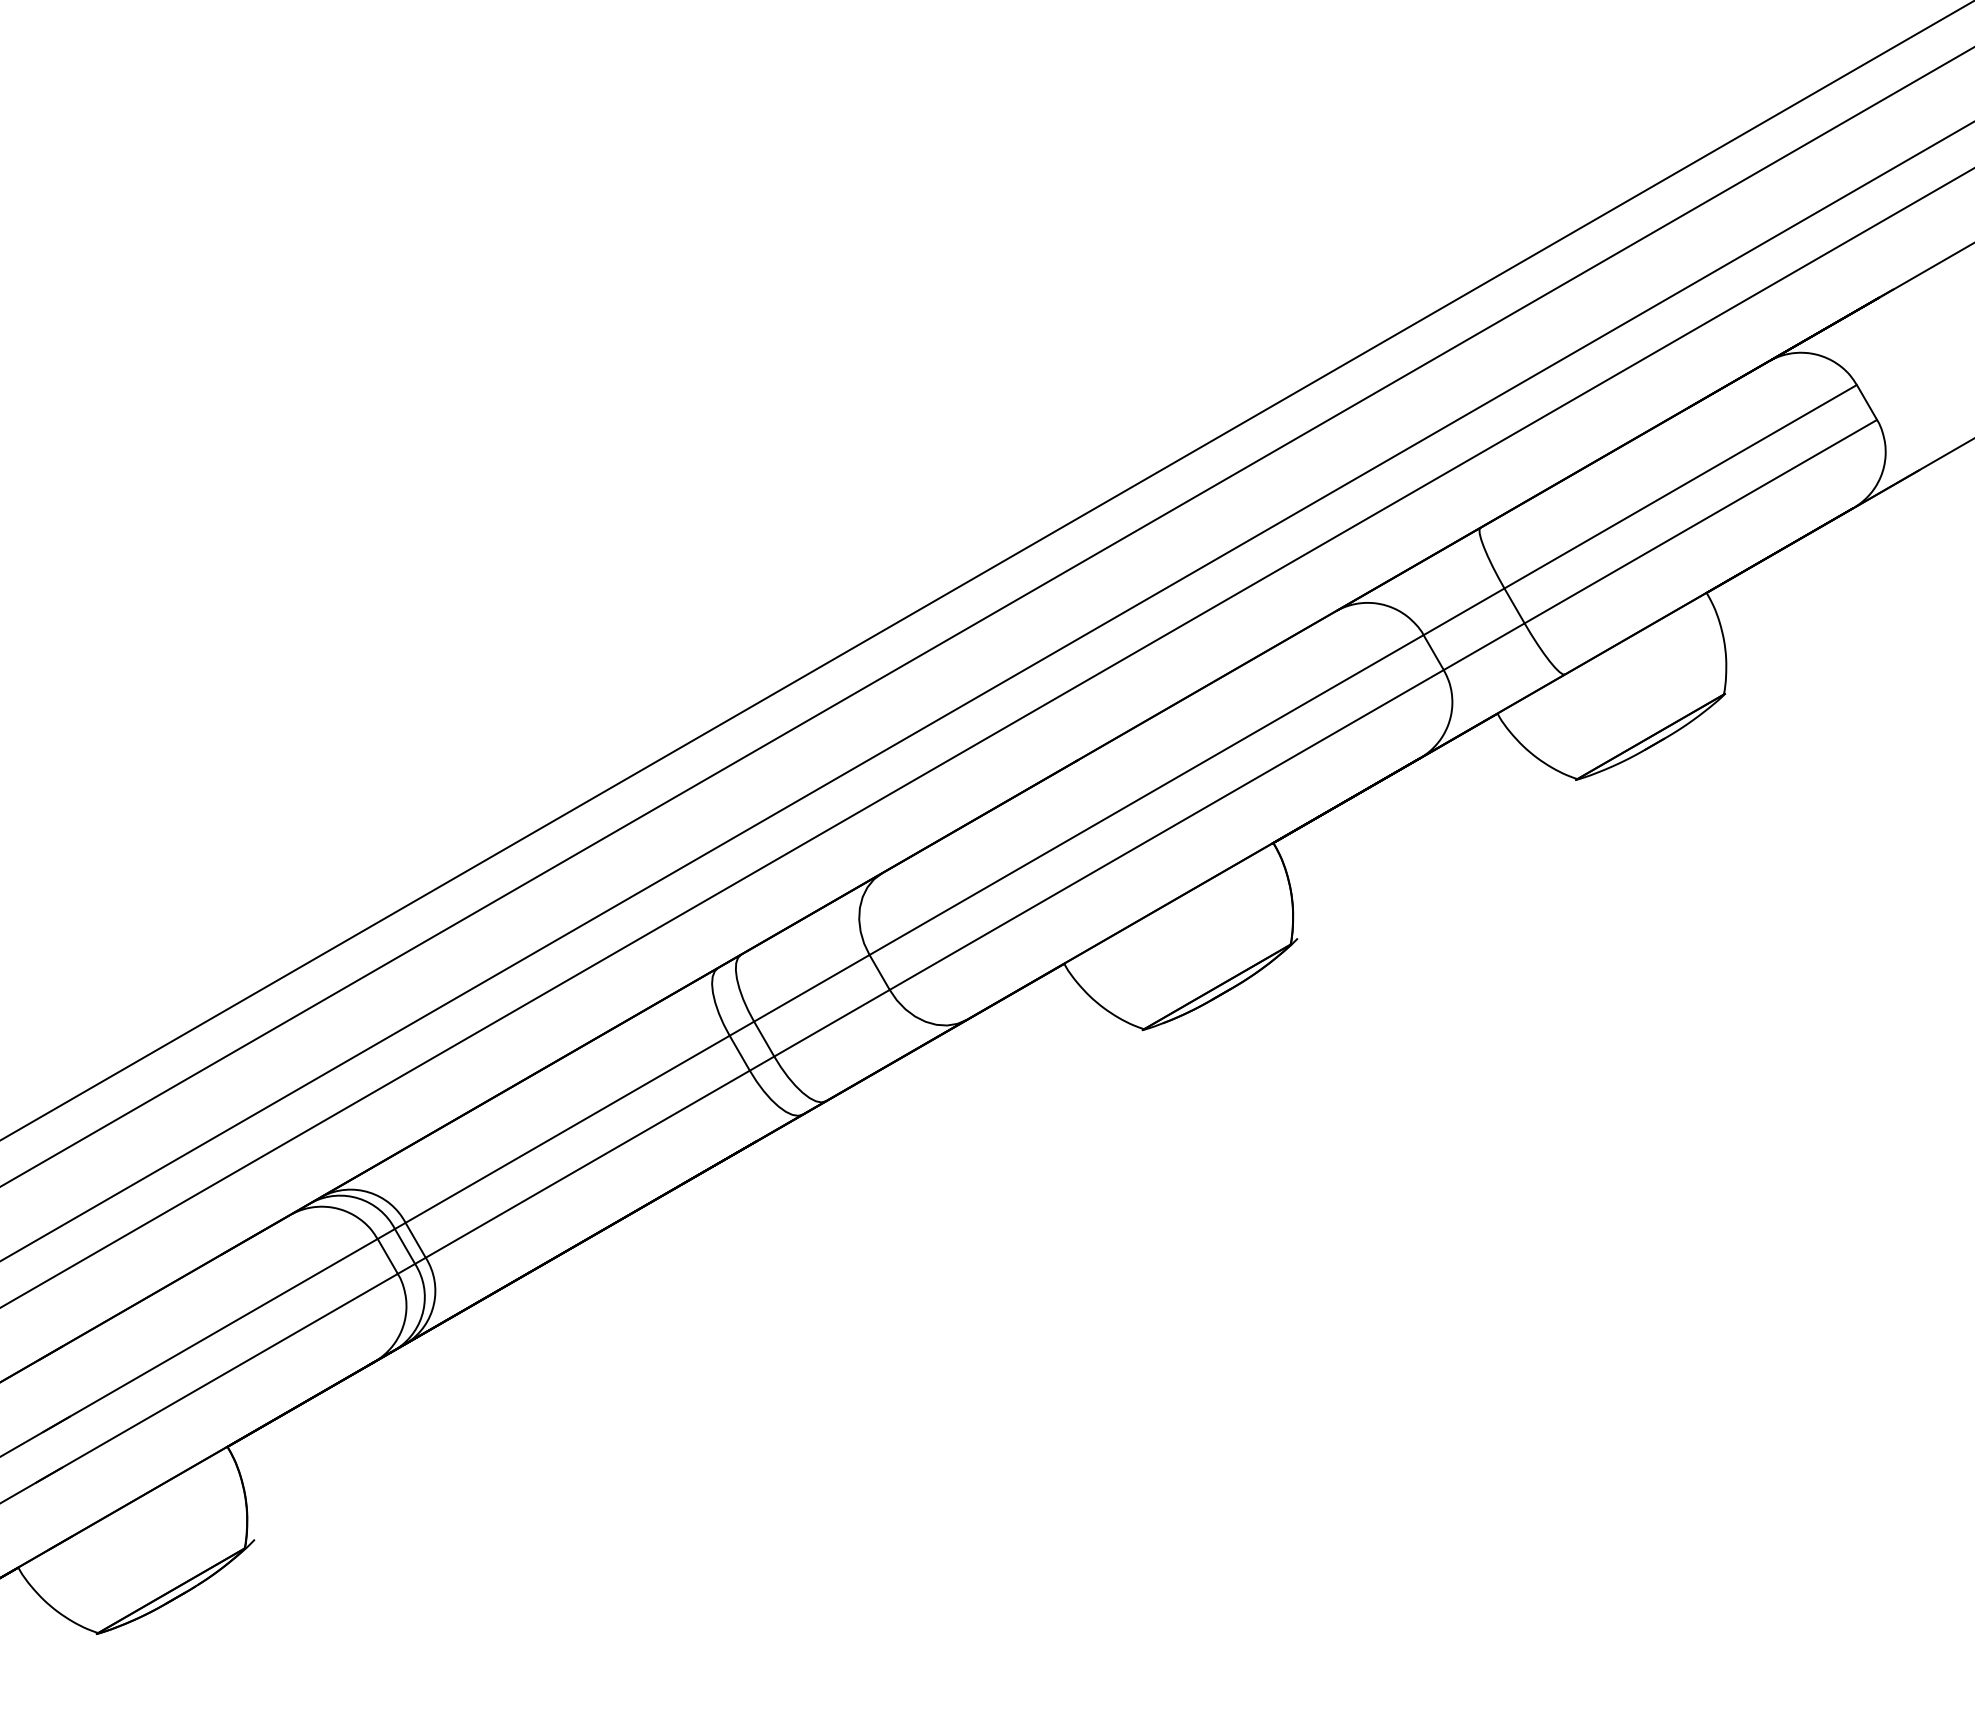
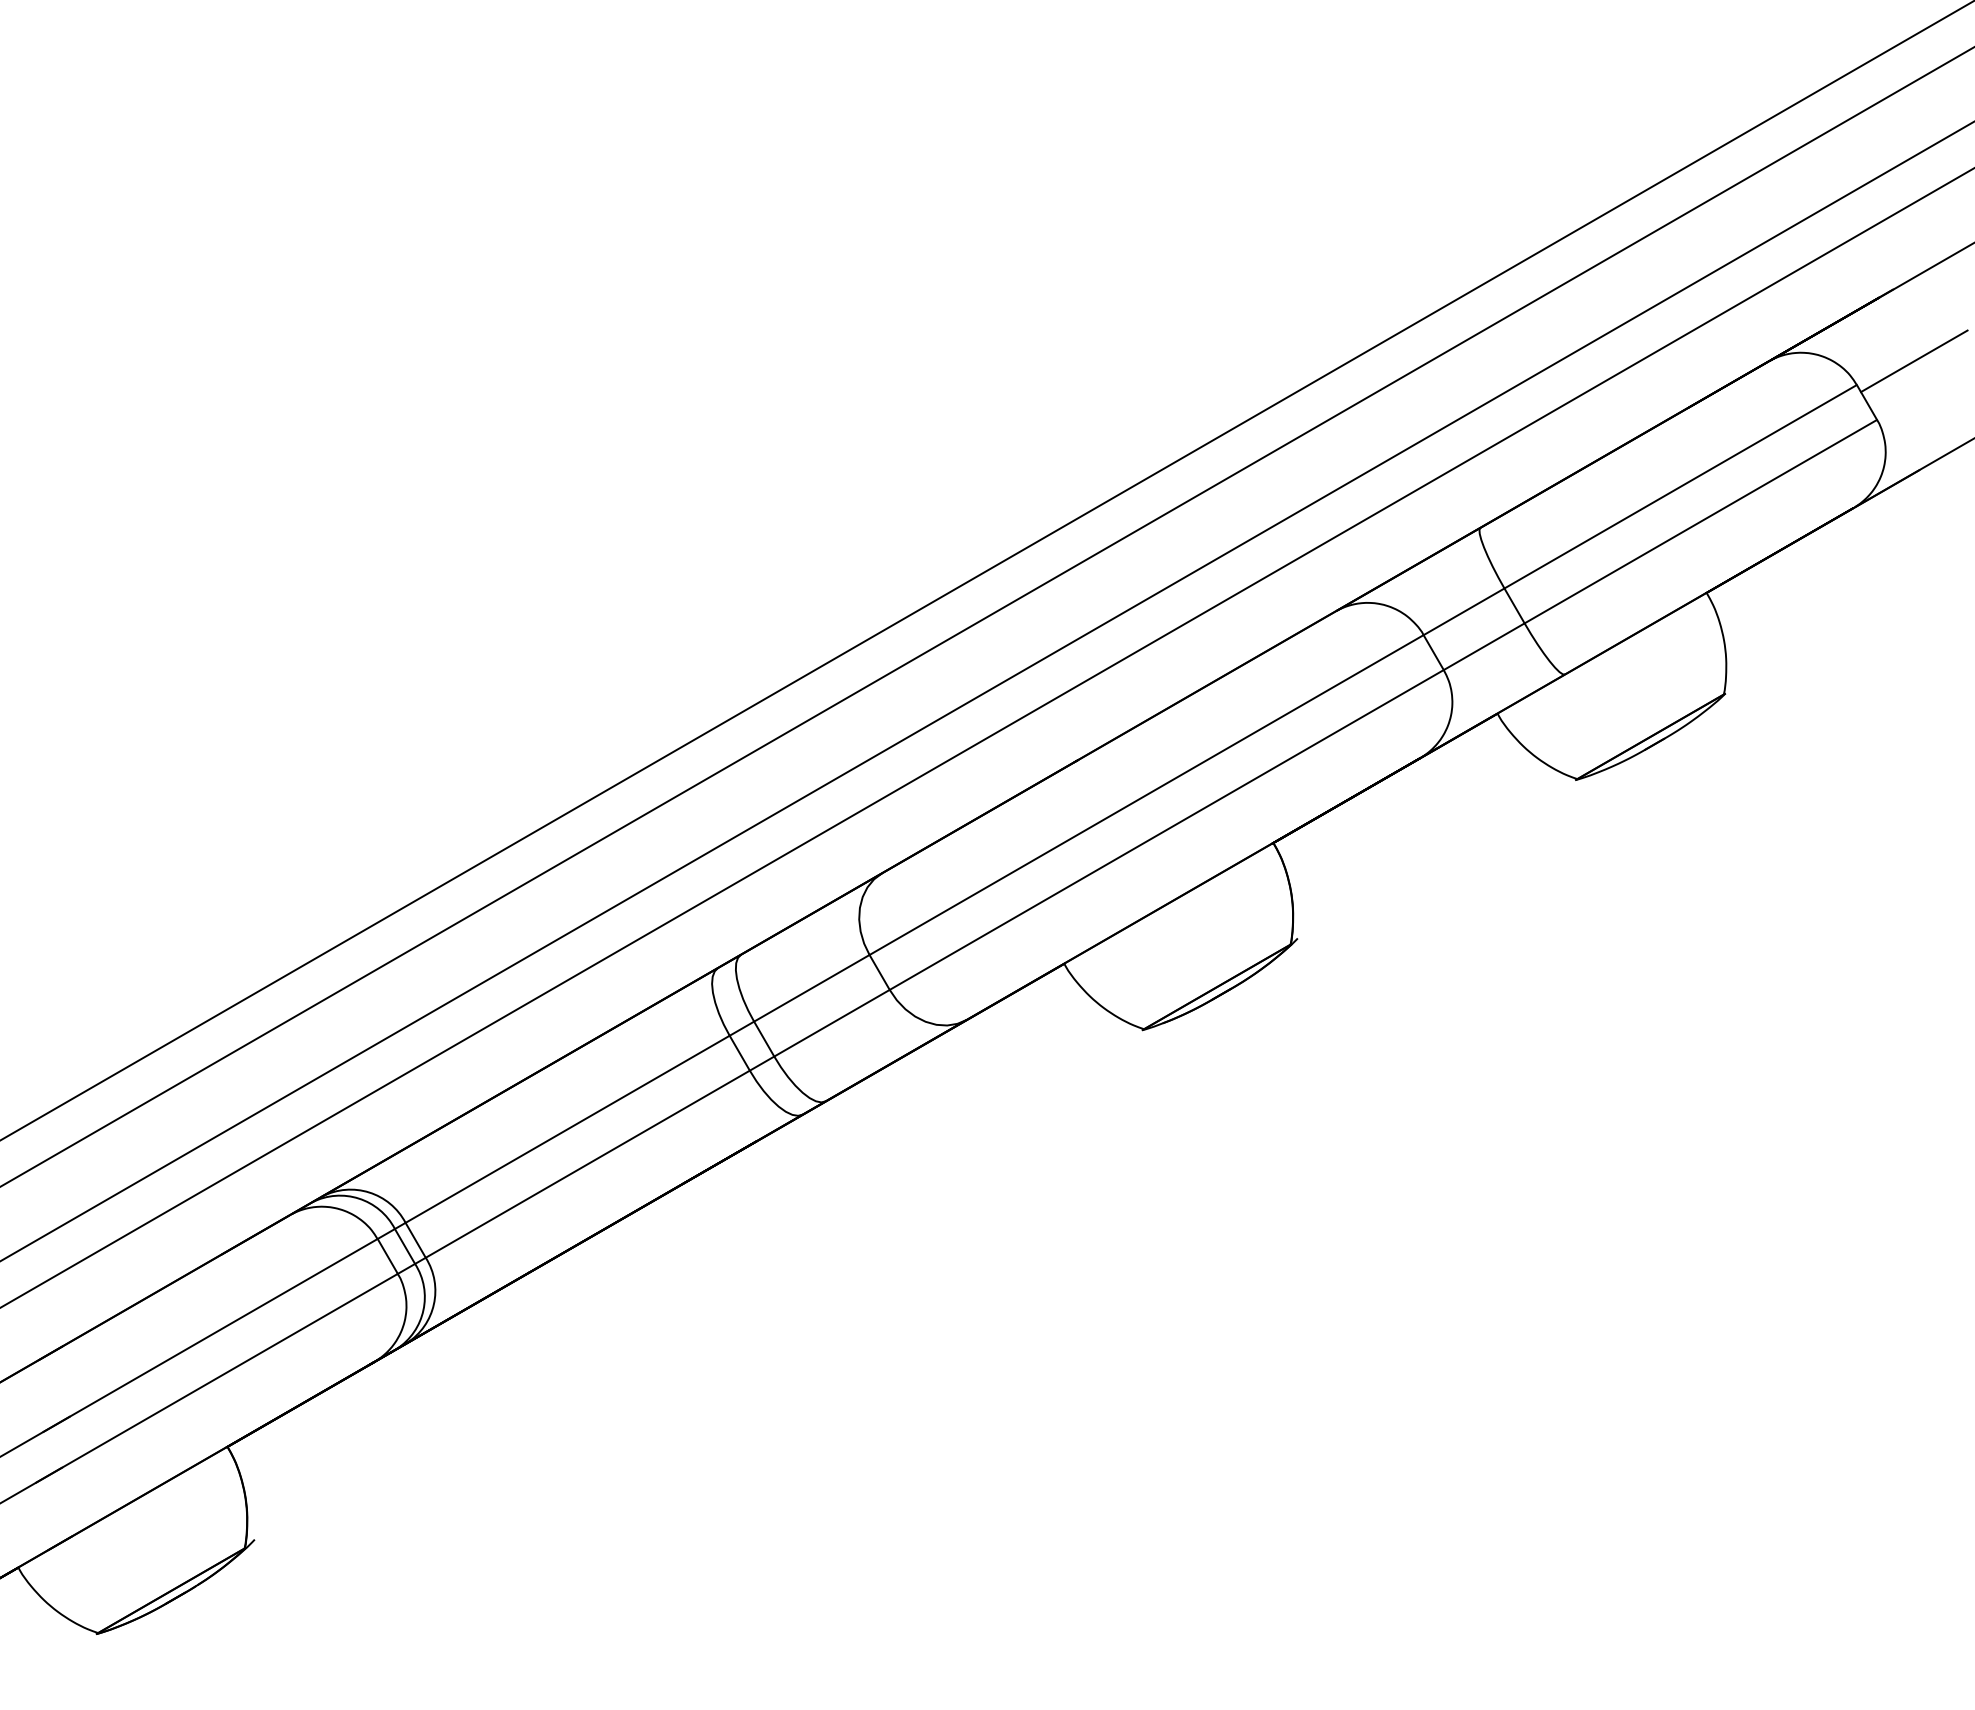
line: none -> present (1913, 361)
